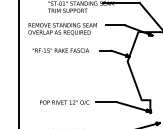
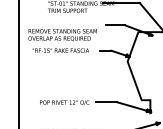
text position: (62, 29) -> (62, 35) (62, 35)
